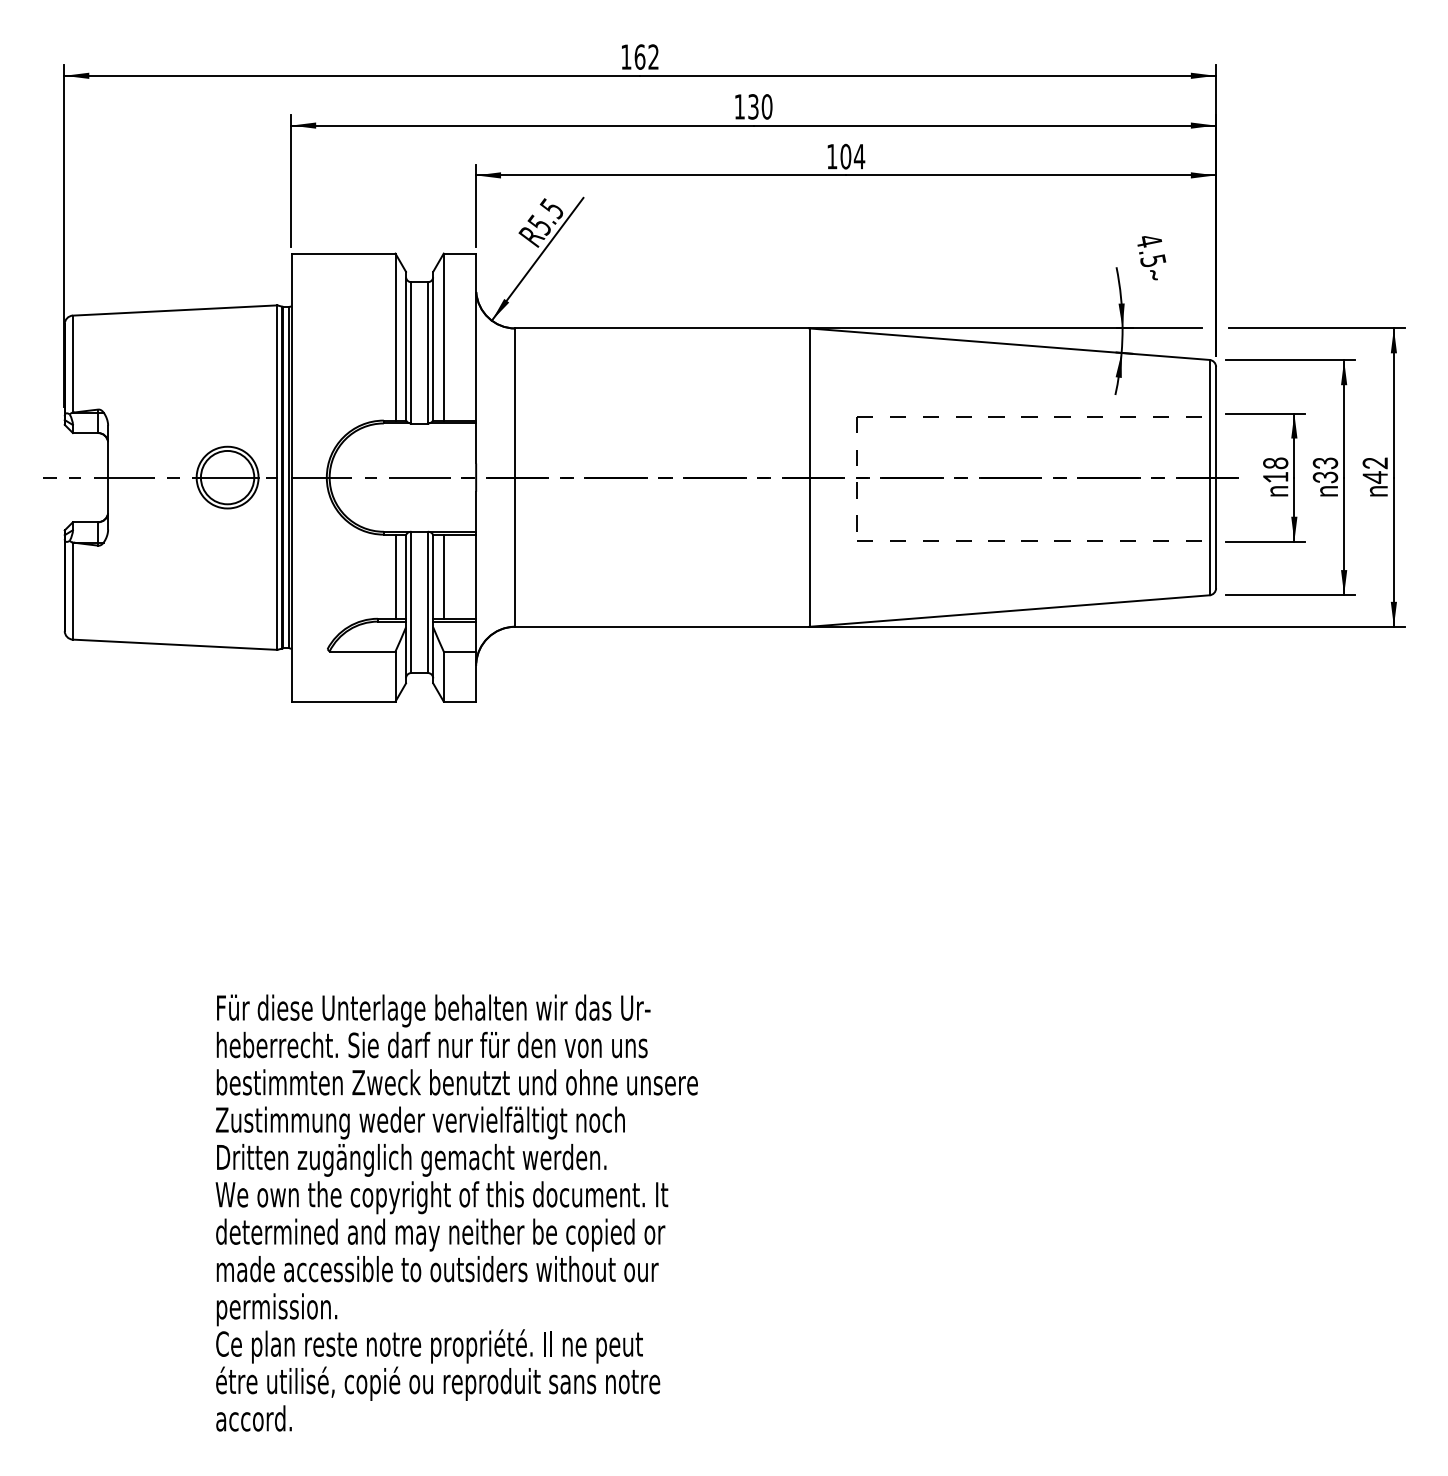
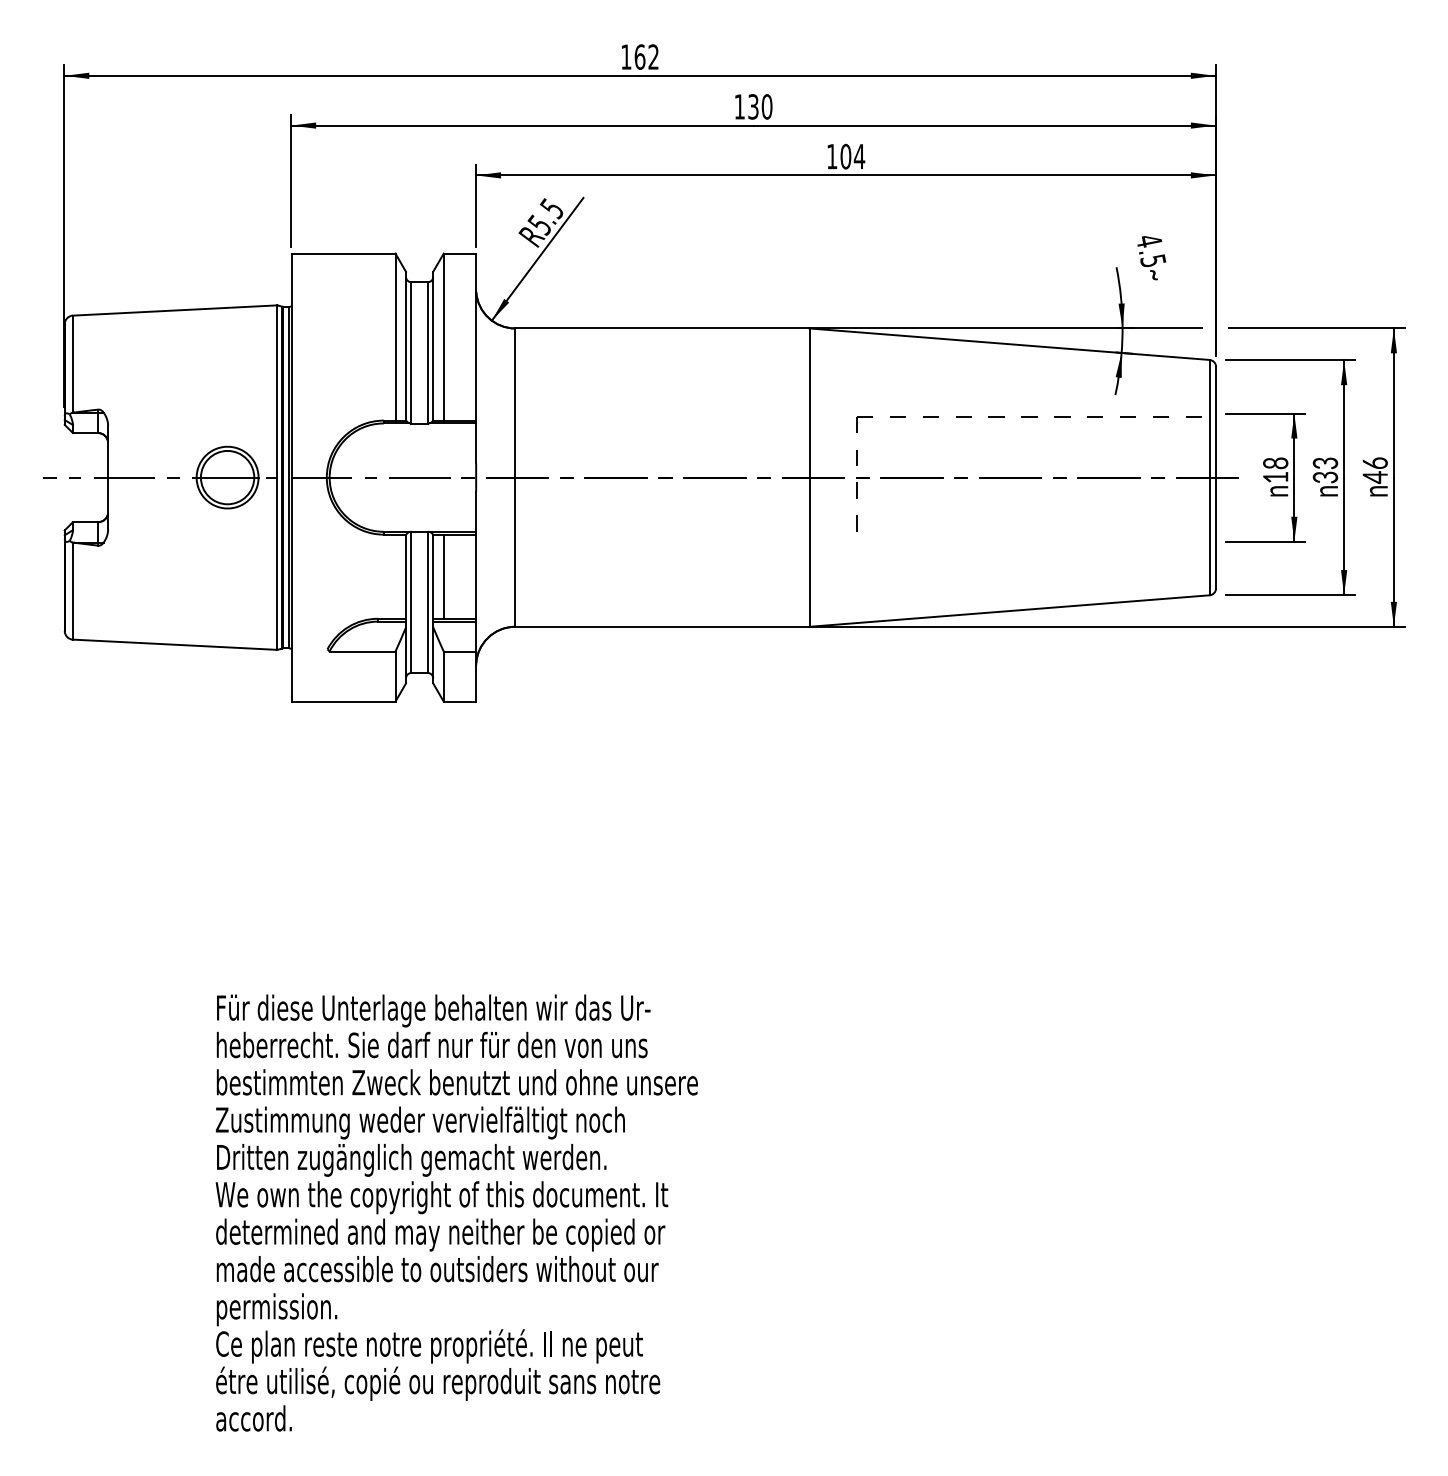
text: 42 -> 46 (1374, 463)
line: present -> none (1029, 540)
line: present -> none (395, 576)
